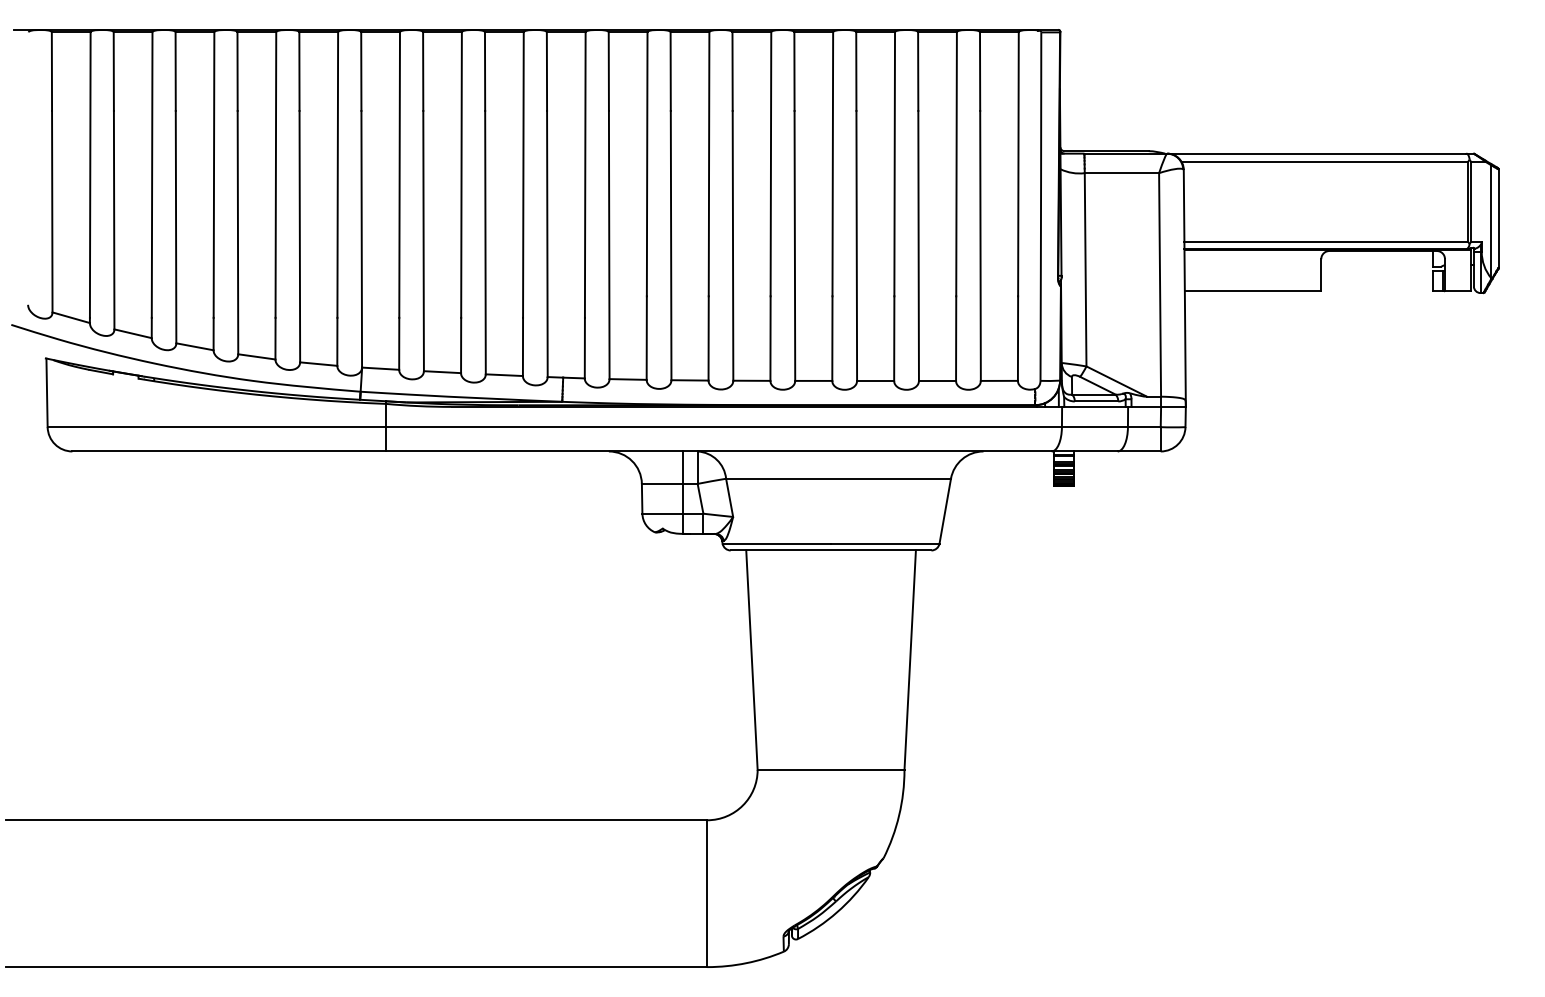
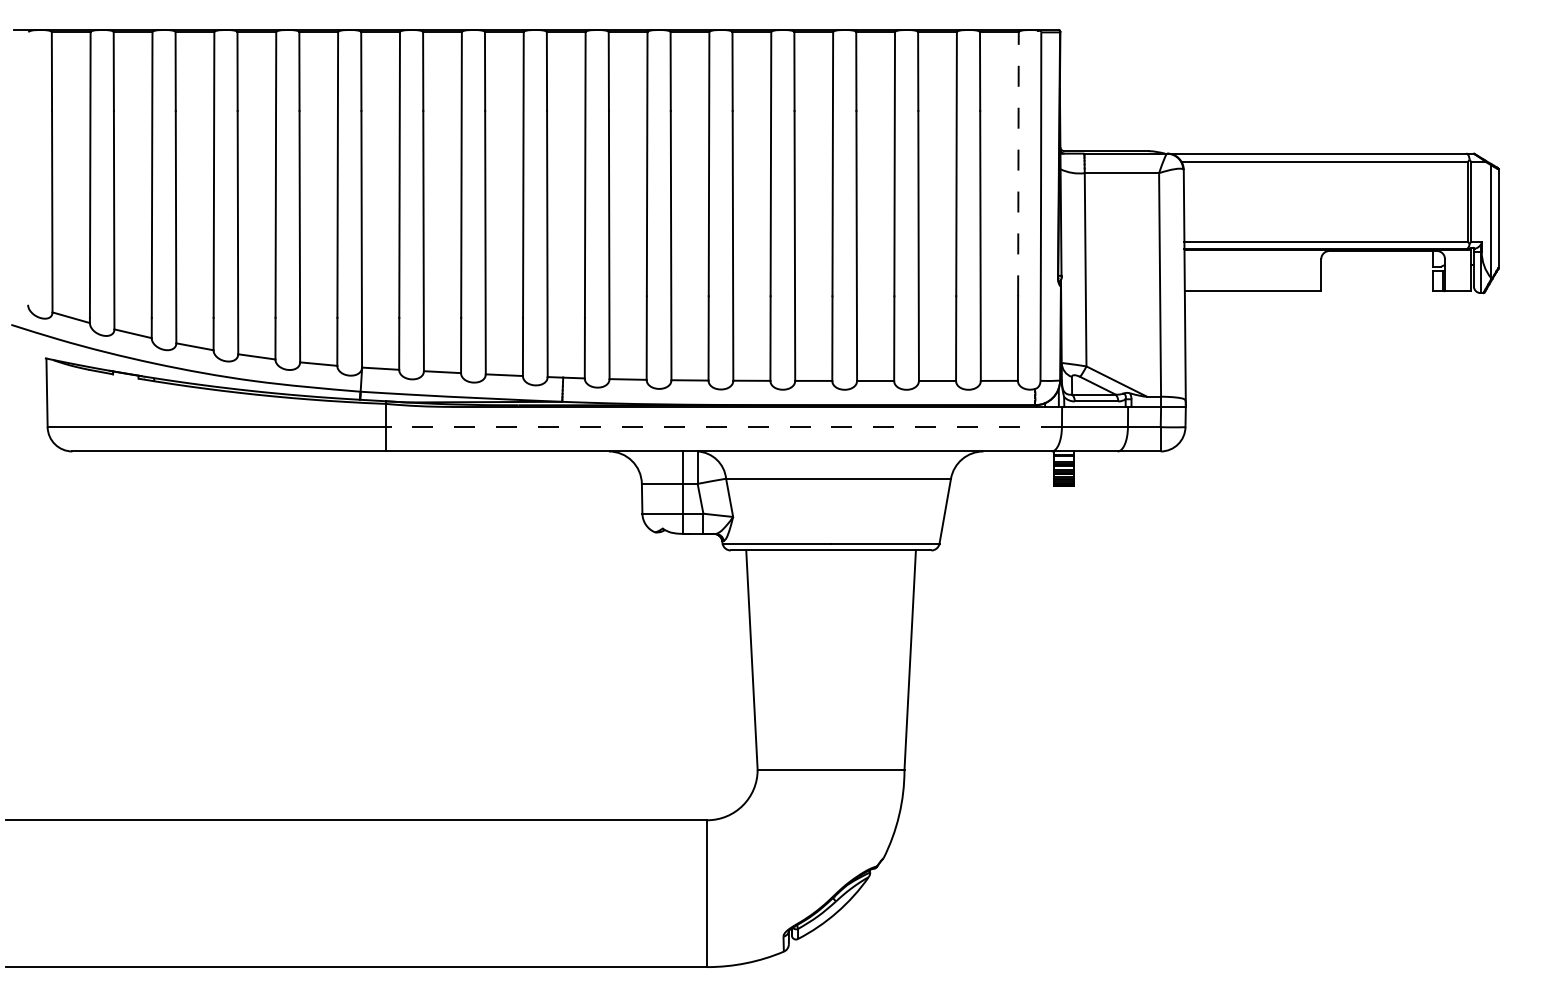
line: solid -> dashed (1018, 164)
line: solid -> dashed (723, 427)
